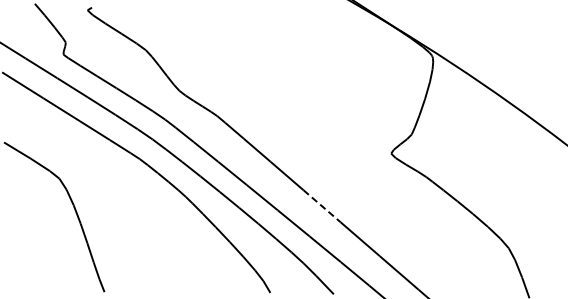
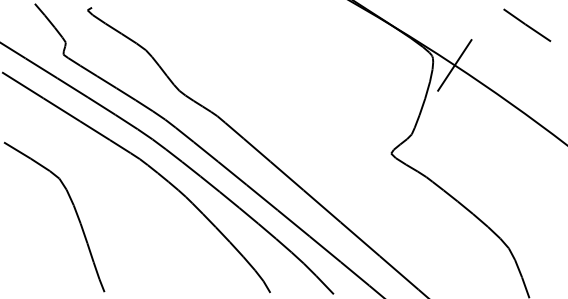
line: none -> present (527, 24)
line: none -> present (454, 65)
line: dashed -> solid (322, 206)
